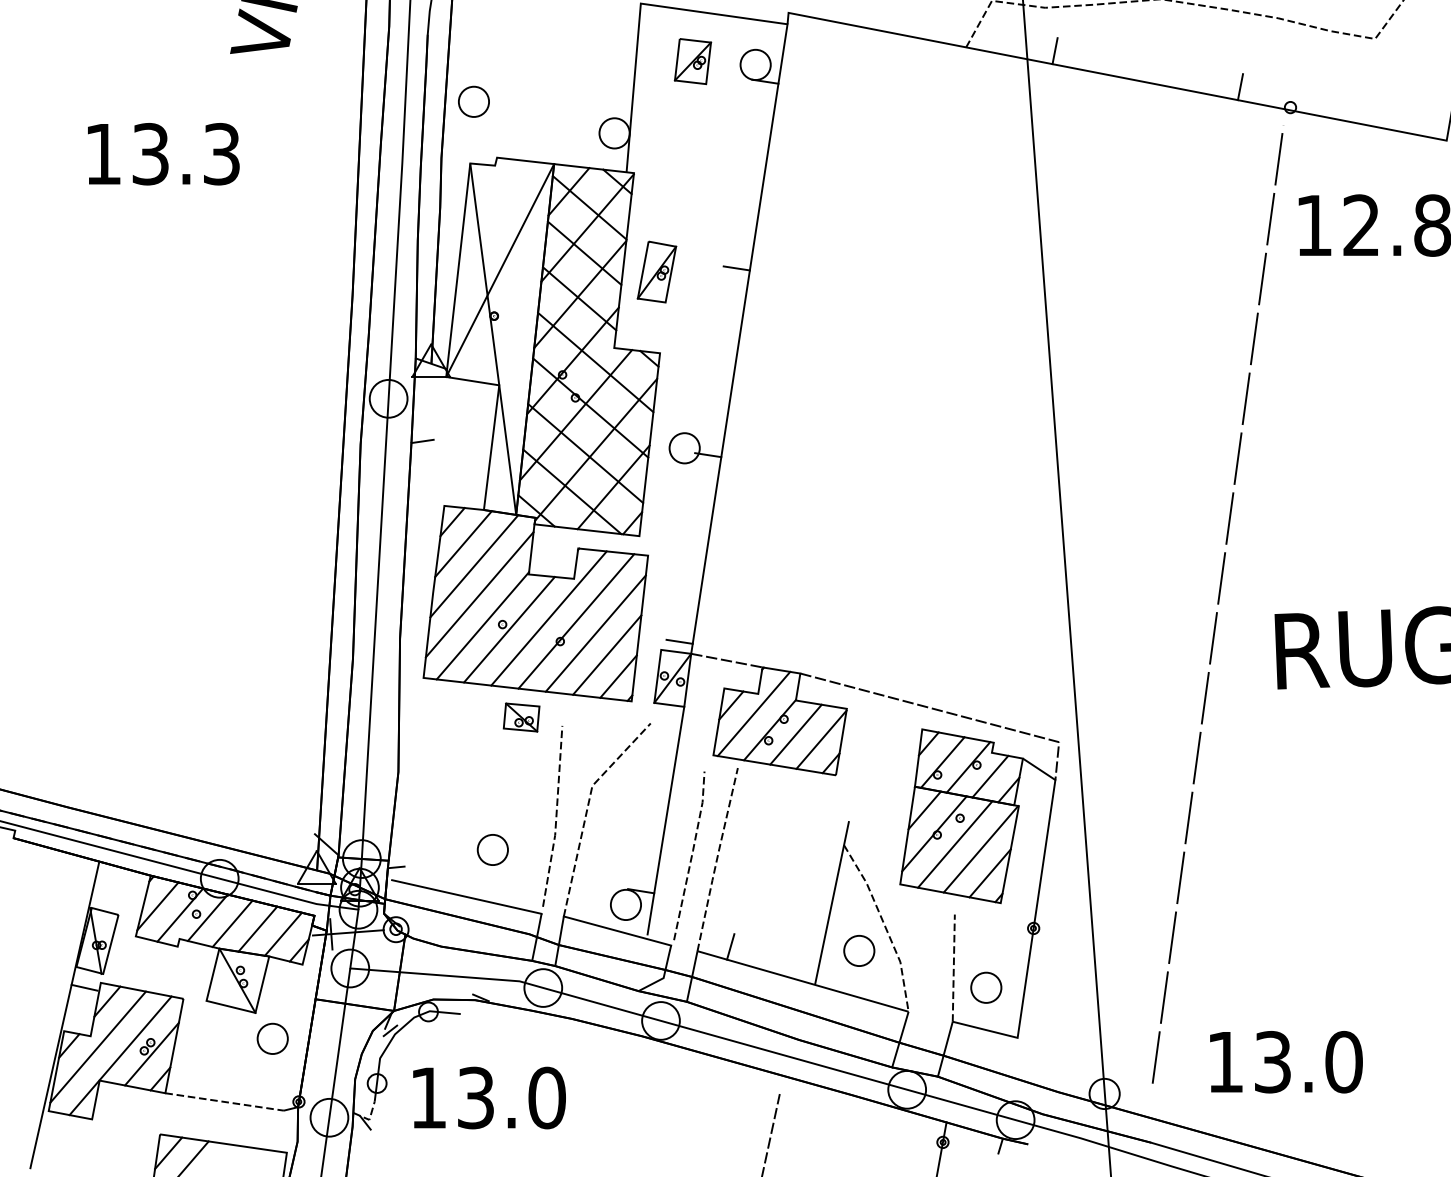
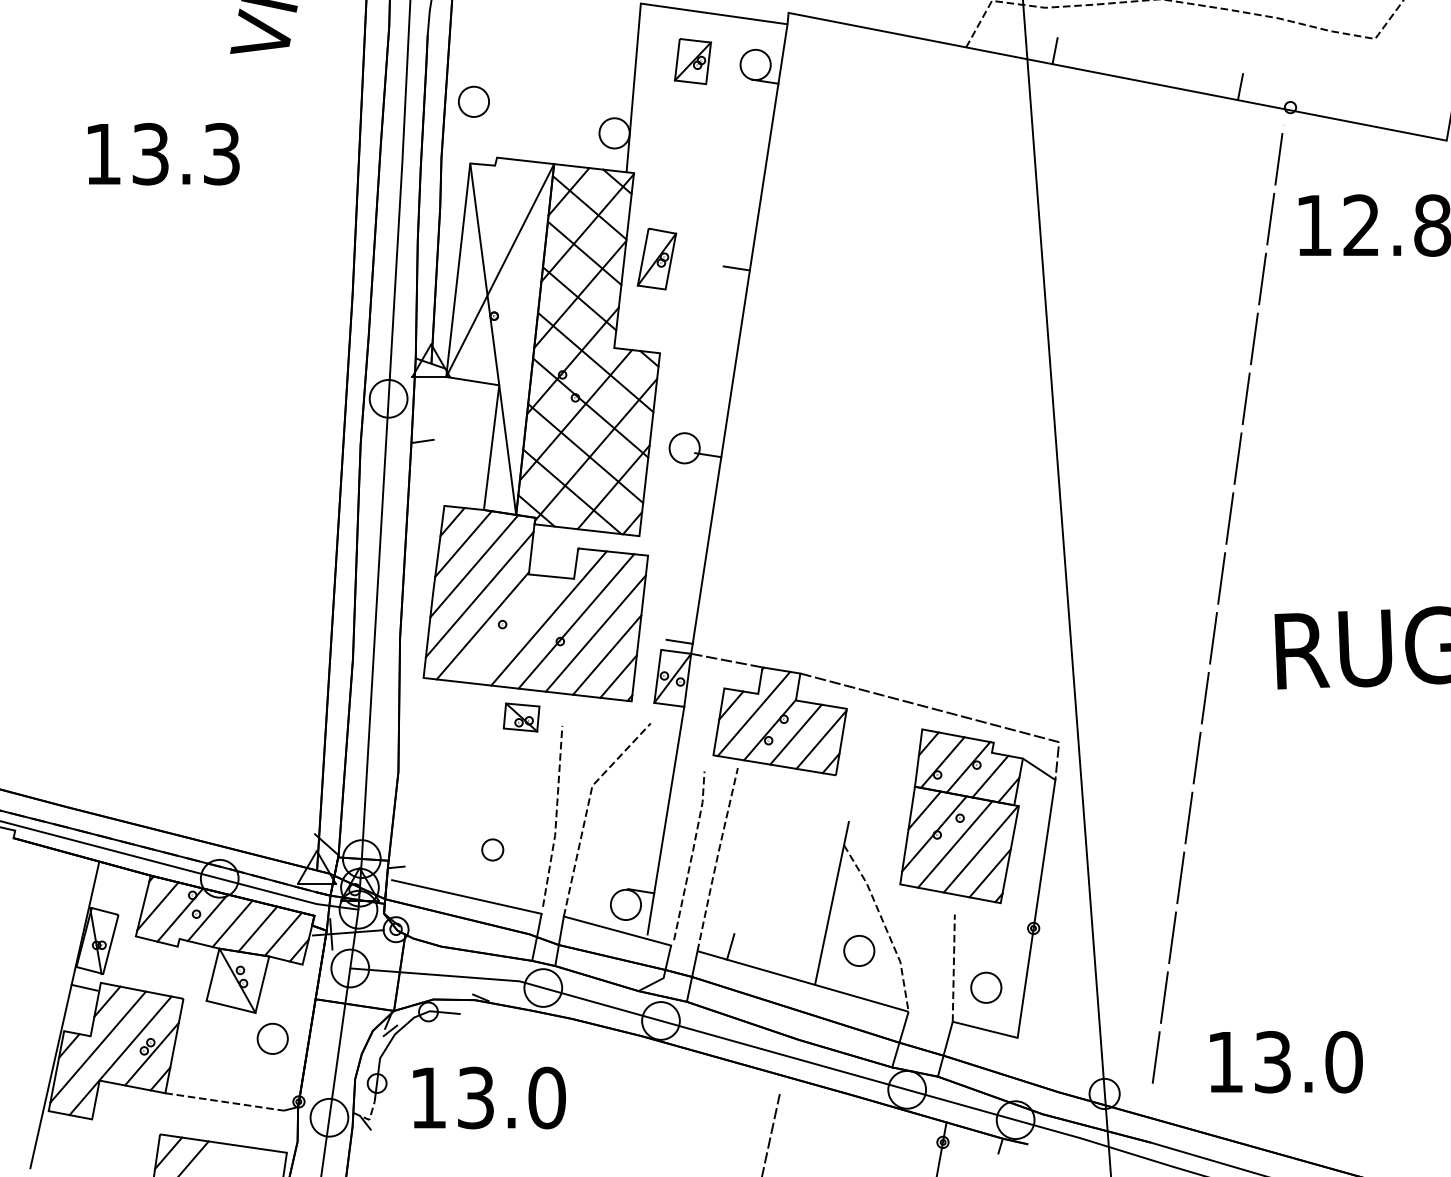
part position: (656, 271) -> (656, 258) (656, 258)
line: present -> none (509, 629)
part size: 33x32 px -> 24x24 px (492, 849)
